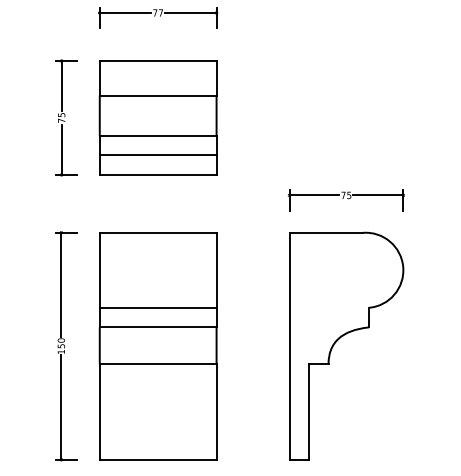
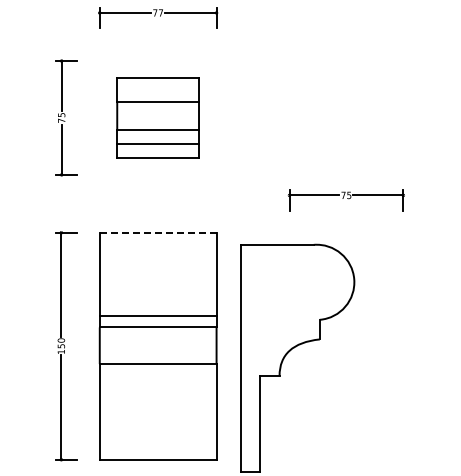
part size: 120x116 px -> 84x82 px (157, 117)
line: solid -> dashed (157, 232)
line position: (157, 307) -> (157, 315) (157, 315)
part position: (340, 338) -> (291, 350) (291, 350)
